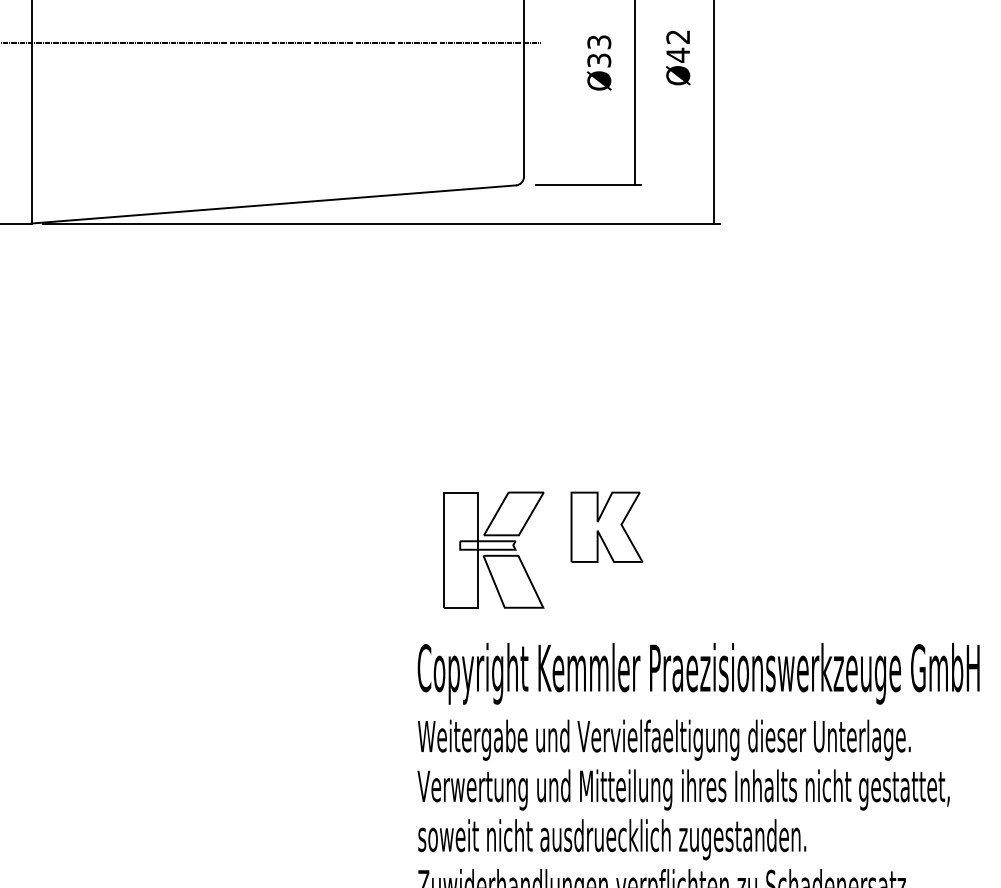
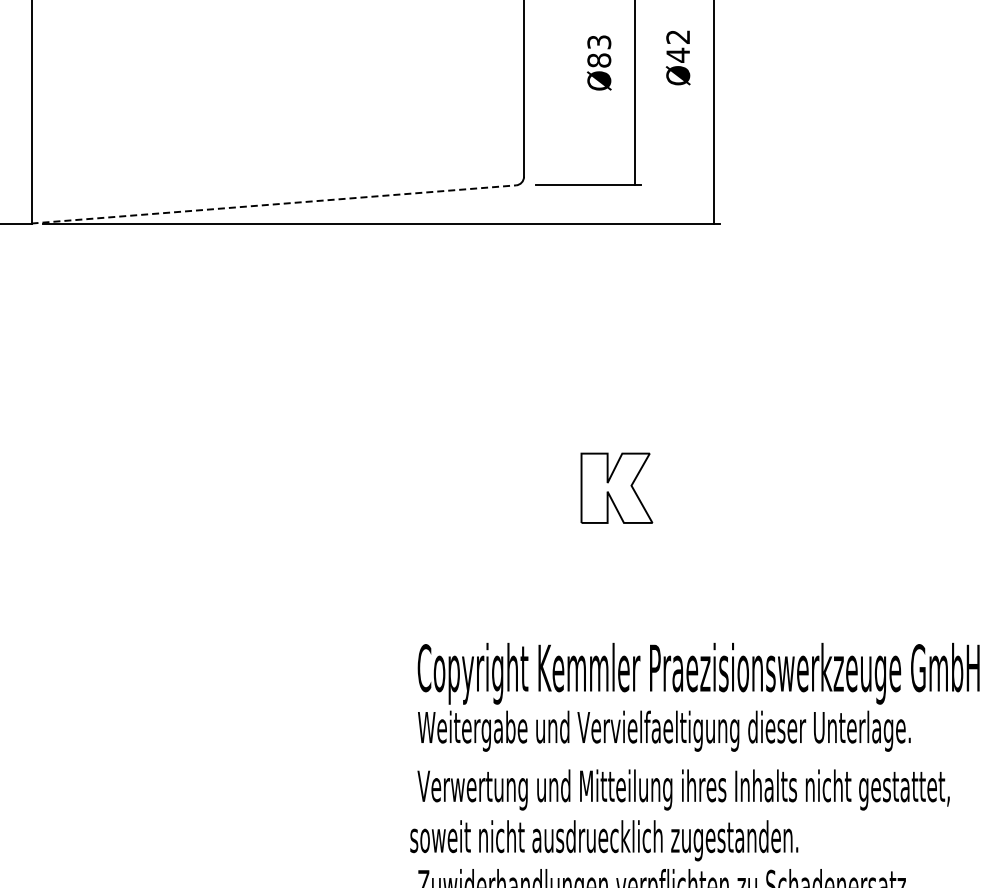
line: present -> none (271, 42)
text: Ø33 -> Ø83 (599, 60)
line: solid -> dashed (274, 204)
part position: (606, 526) -> (616, 487) (616, 487)
part: present -> none (493, 549)
text position: (664, 739) -> (664, 730) (664, 730)
text position: (612, 839) -> (604, 840) (604, 840)
